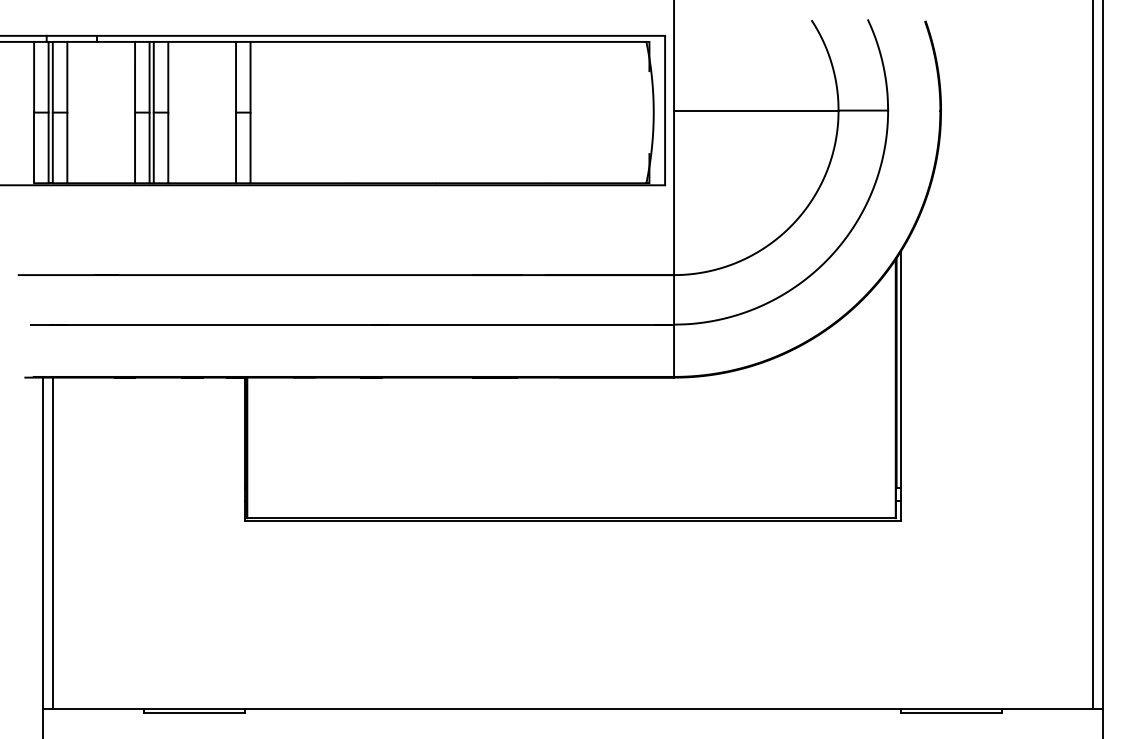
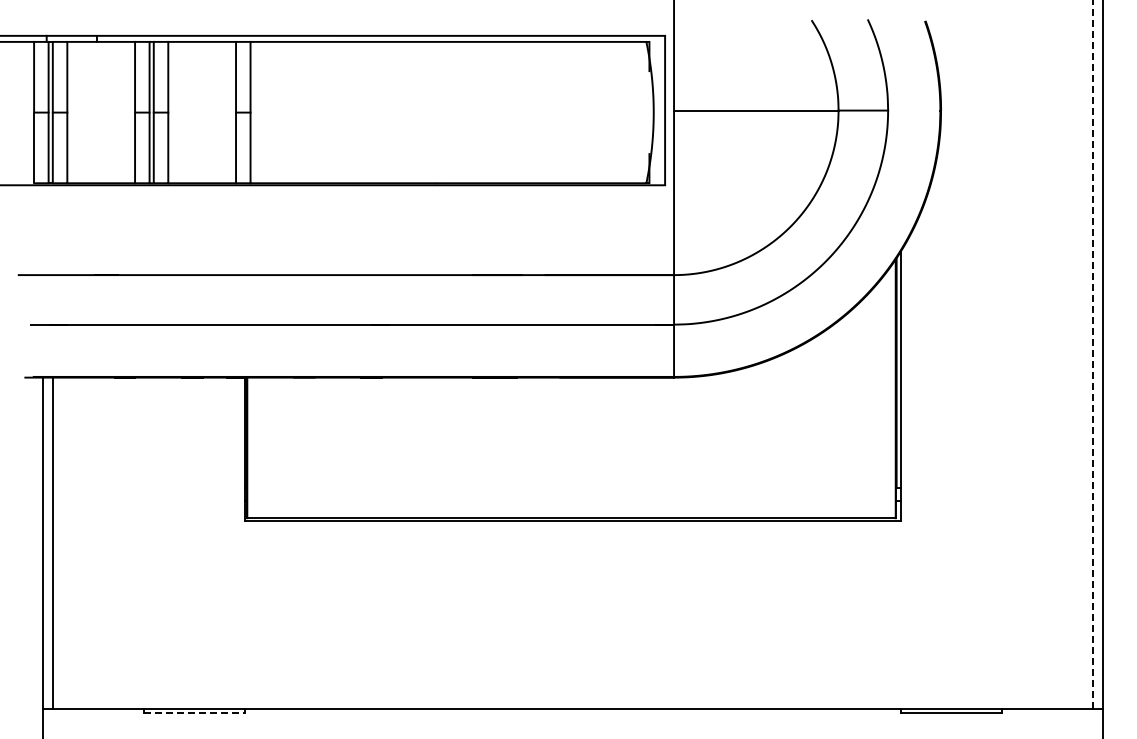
line: solid -> dashed (1092, 354)
line: solid -> dashed (194, 713)
